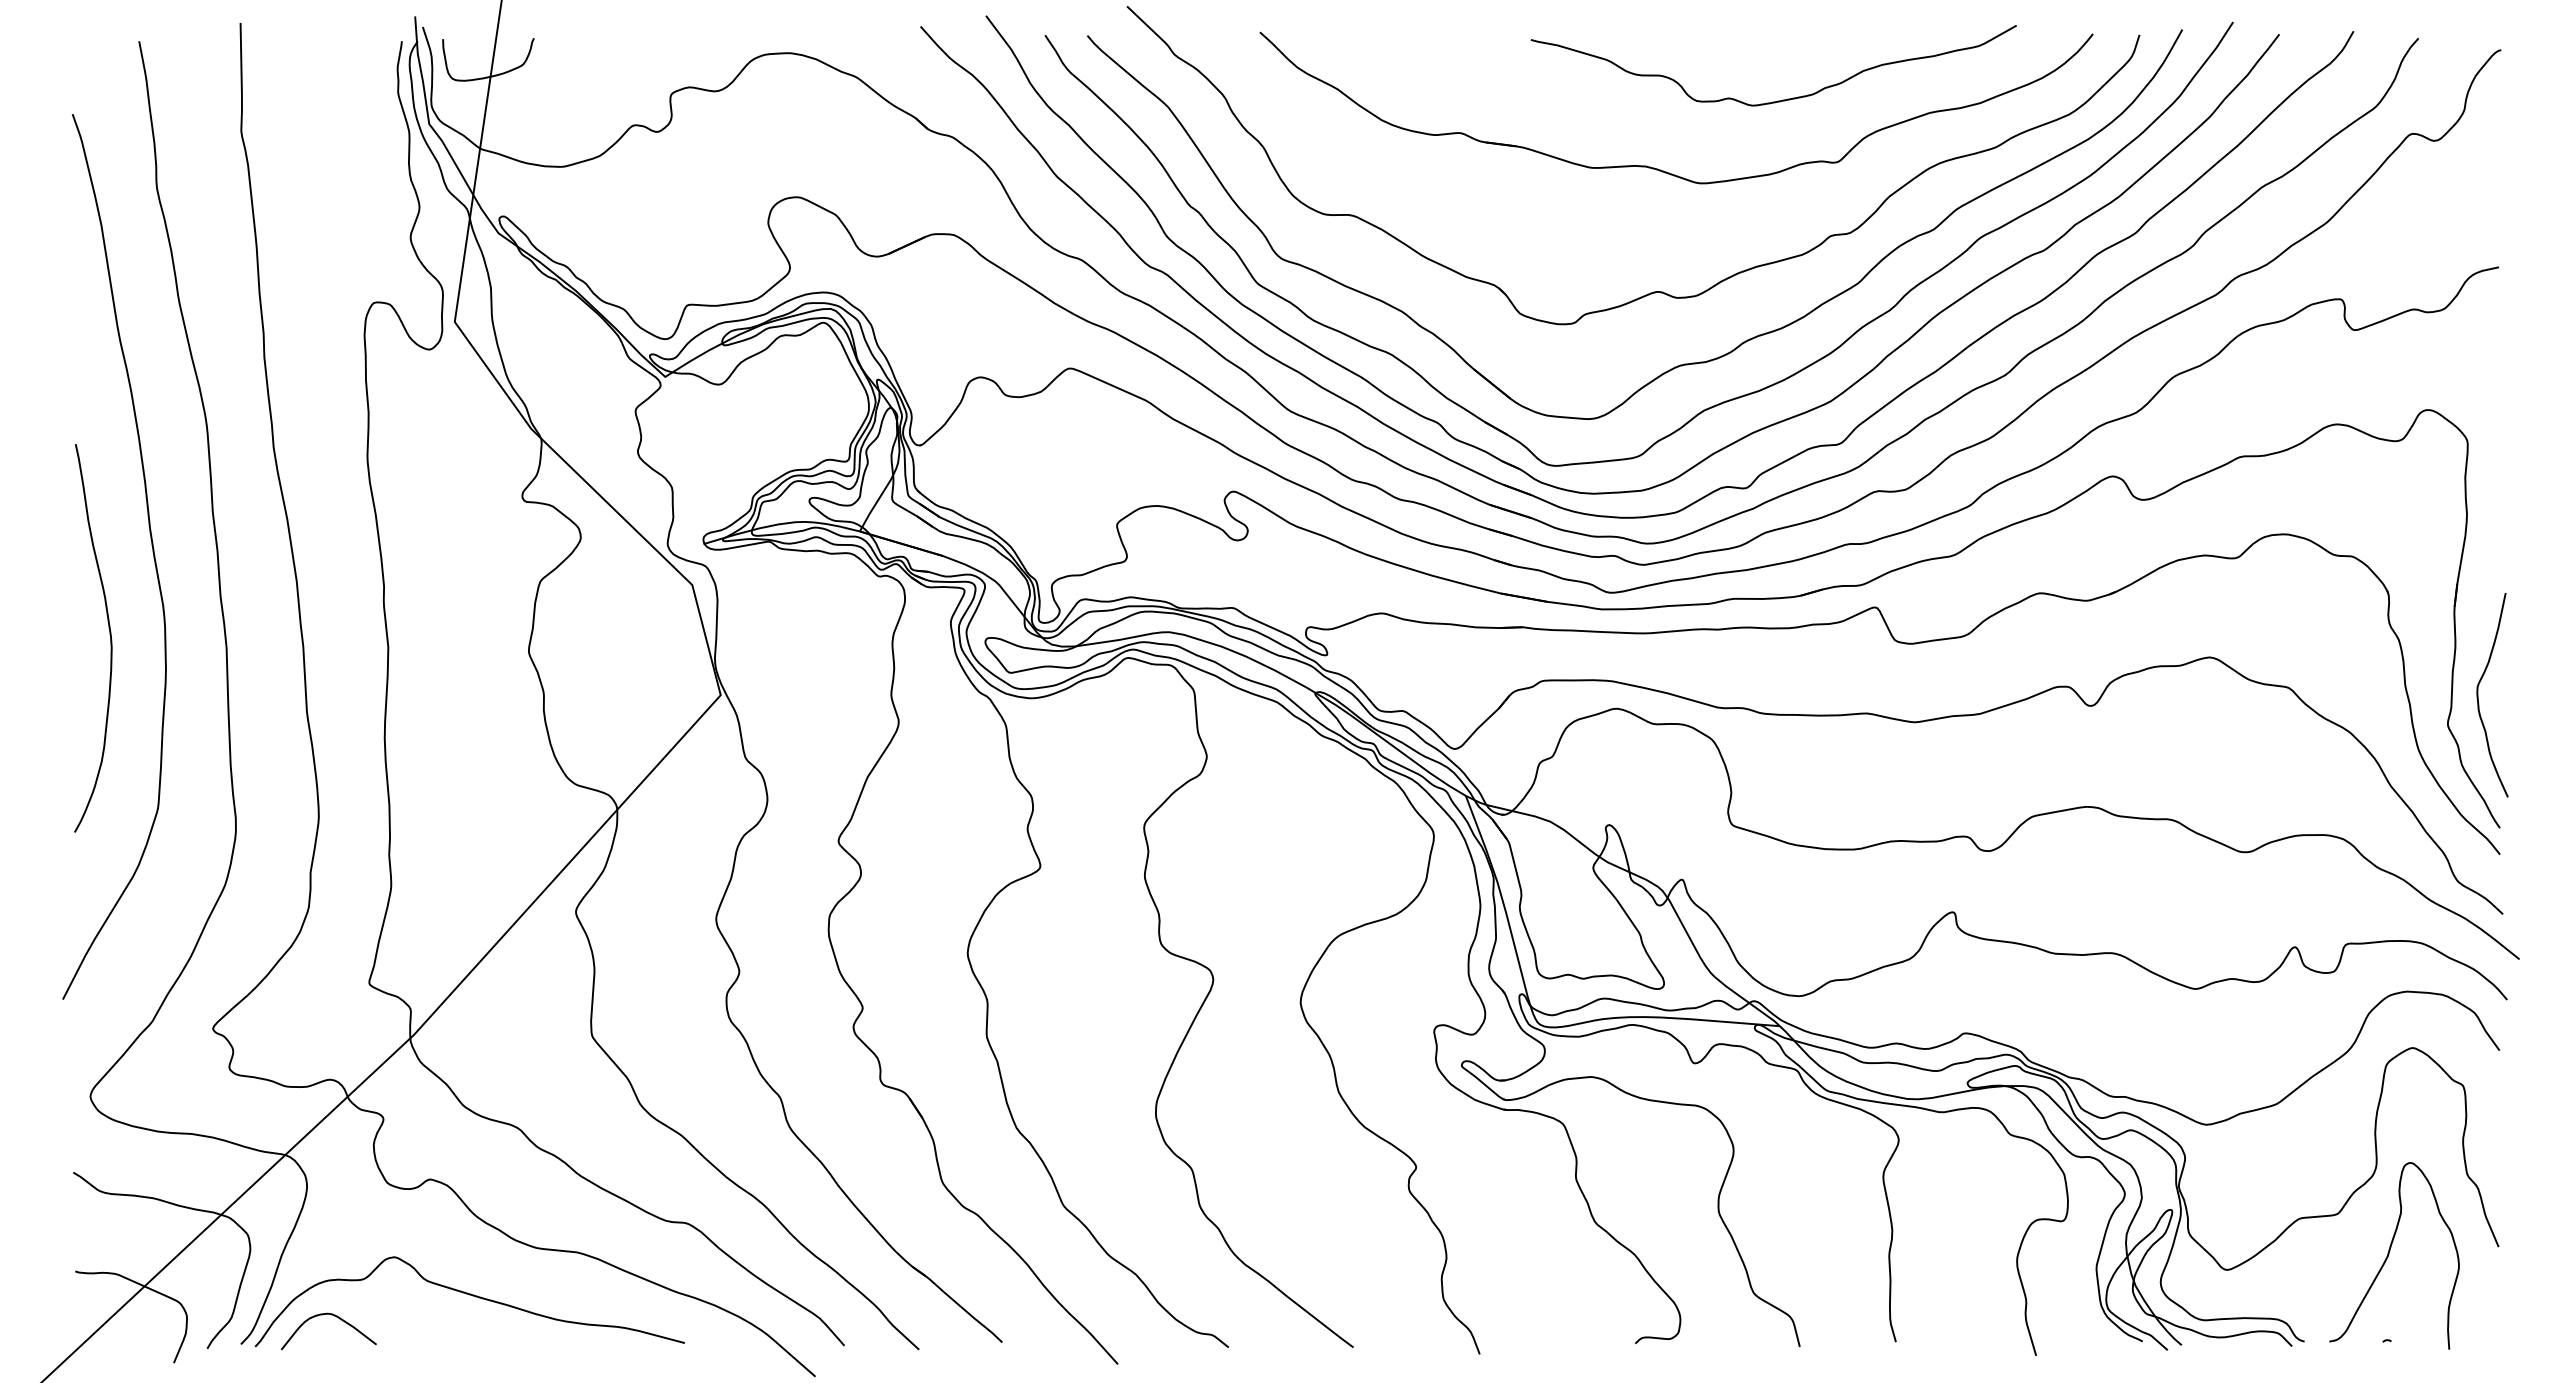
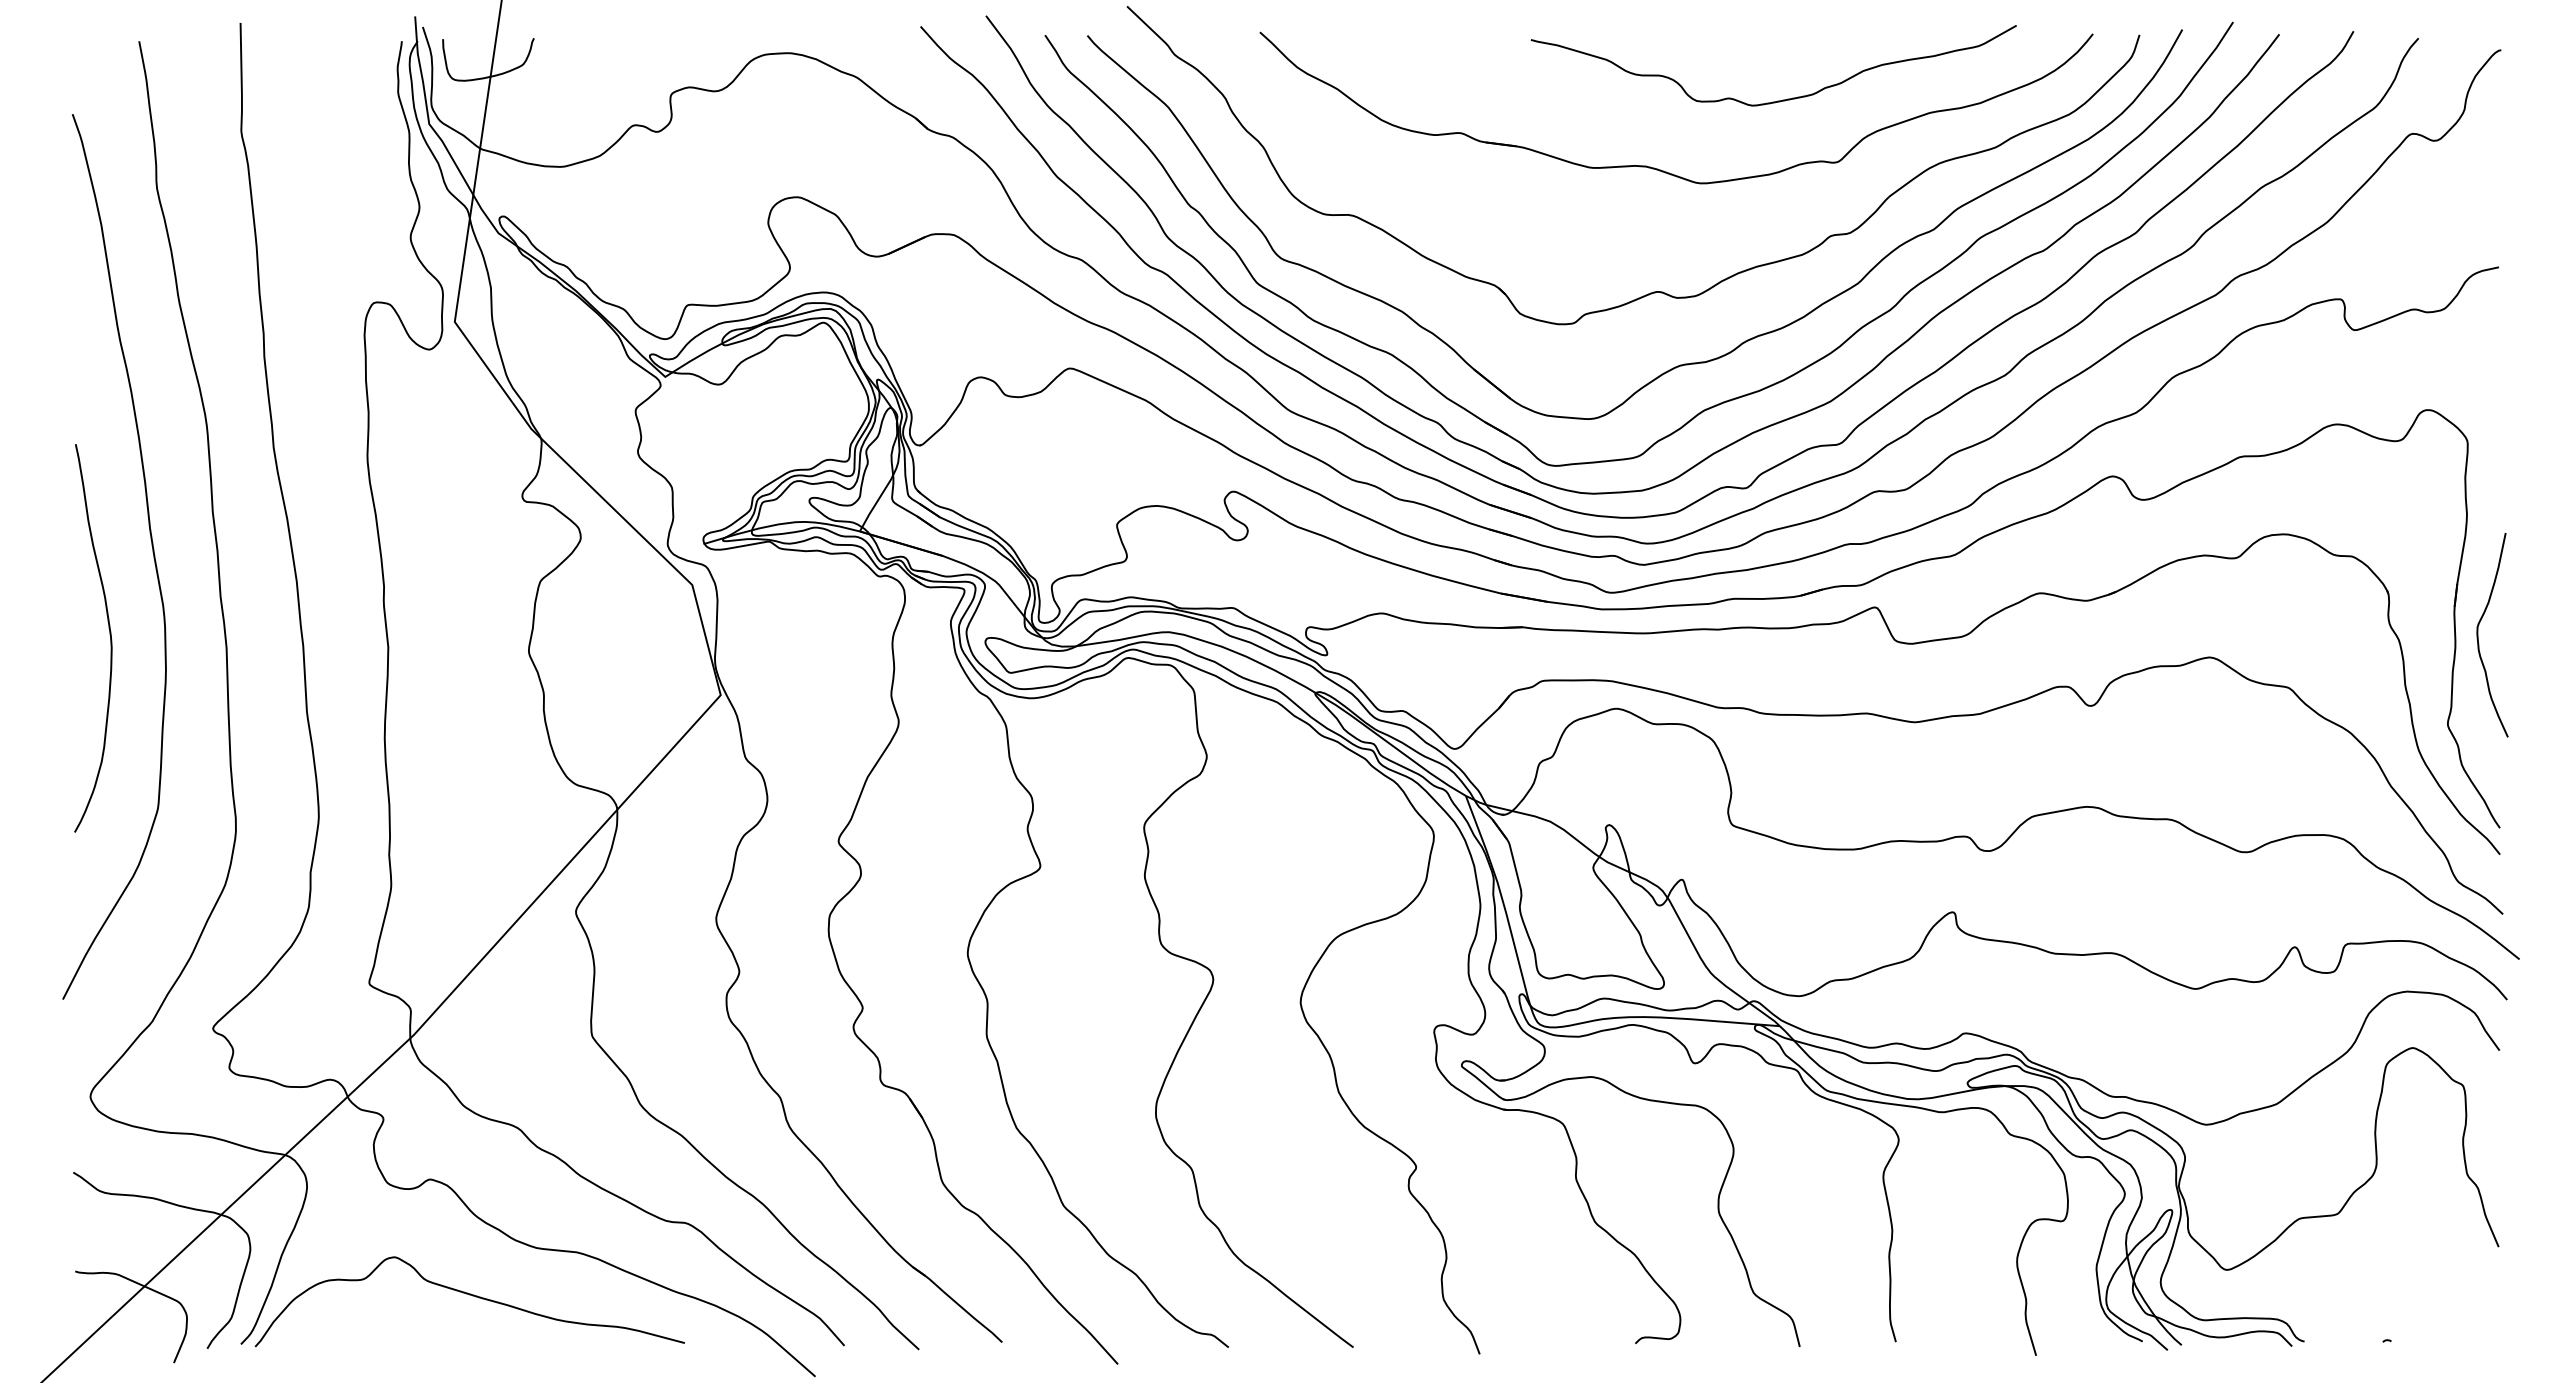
curve position: (2478, 695) -> (2478, 635) (2478, 635)
curve: present -> none (2389, 1254)
curve: present -> none (336, 1317)
